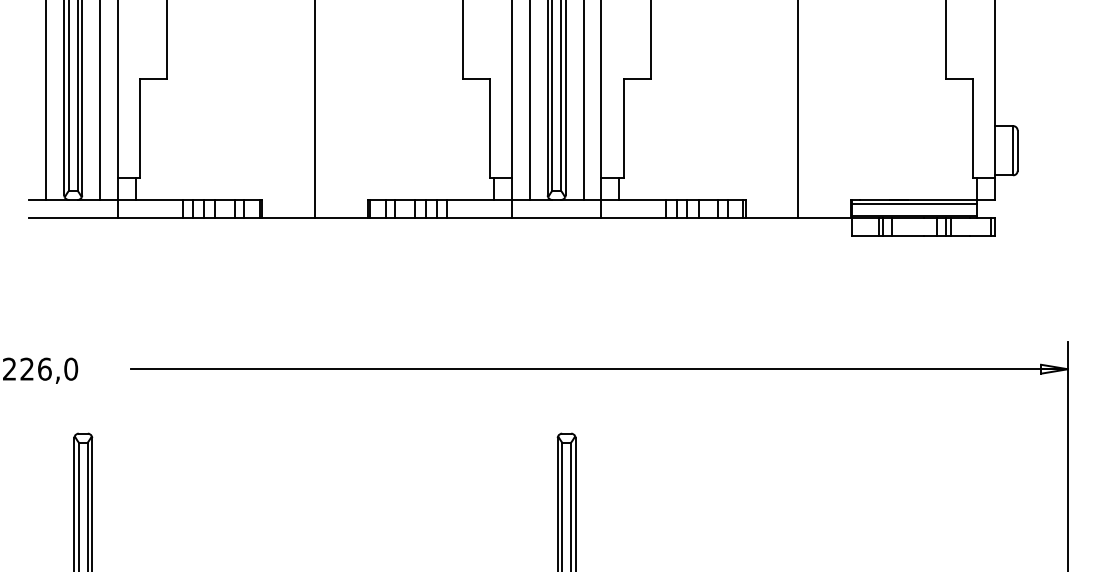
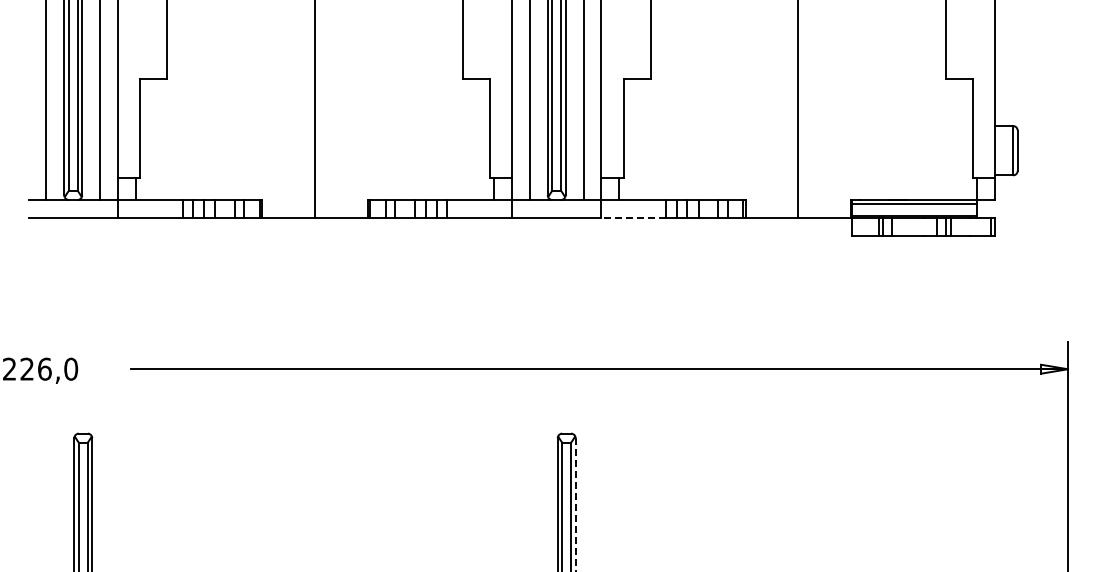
line: solid -> dashed (633, 217)
line: solid -> dashed (575, 504)
